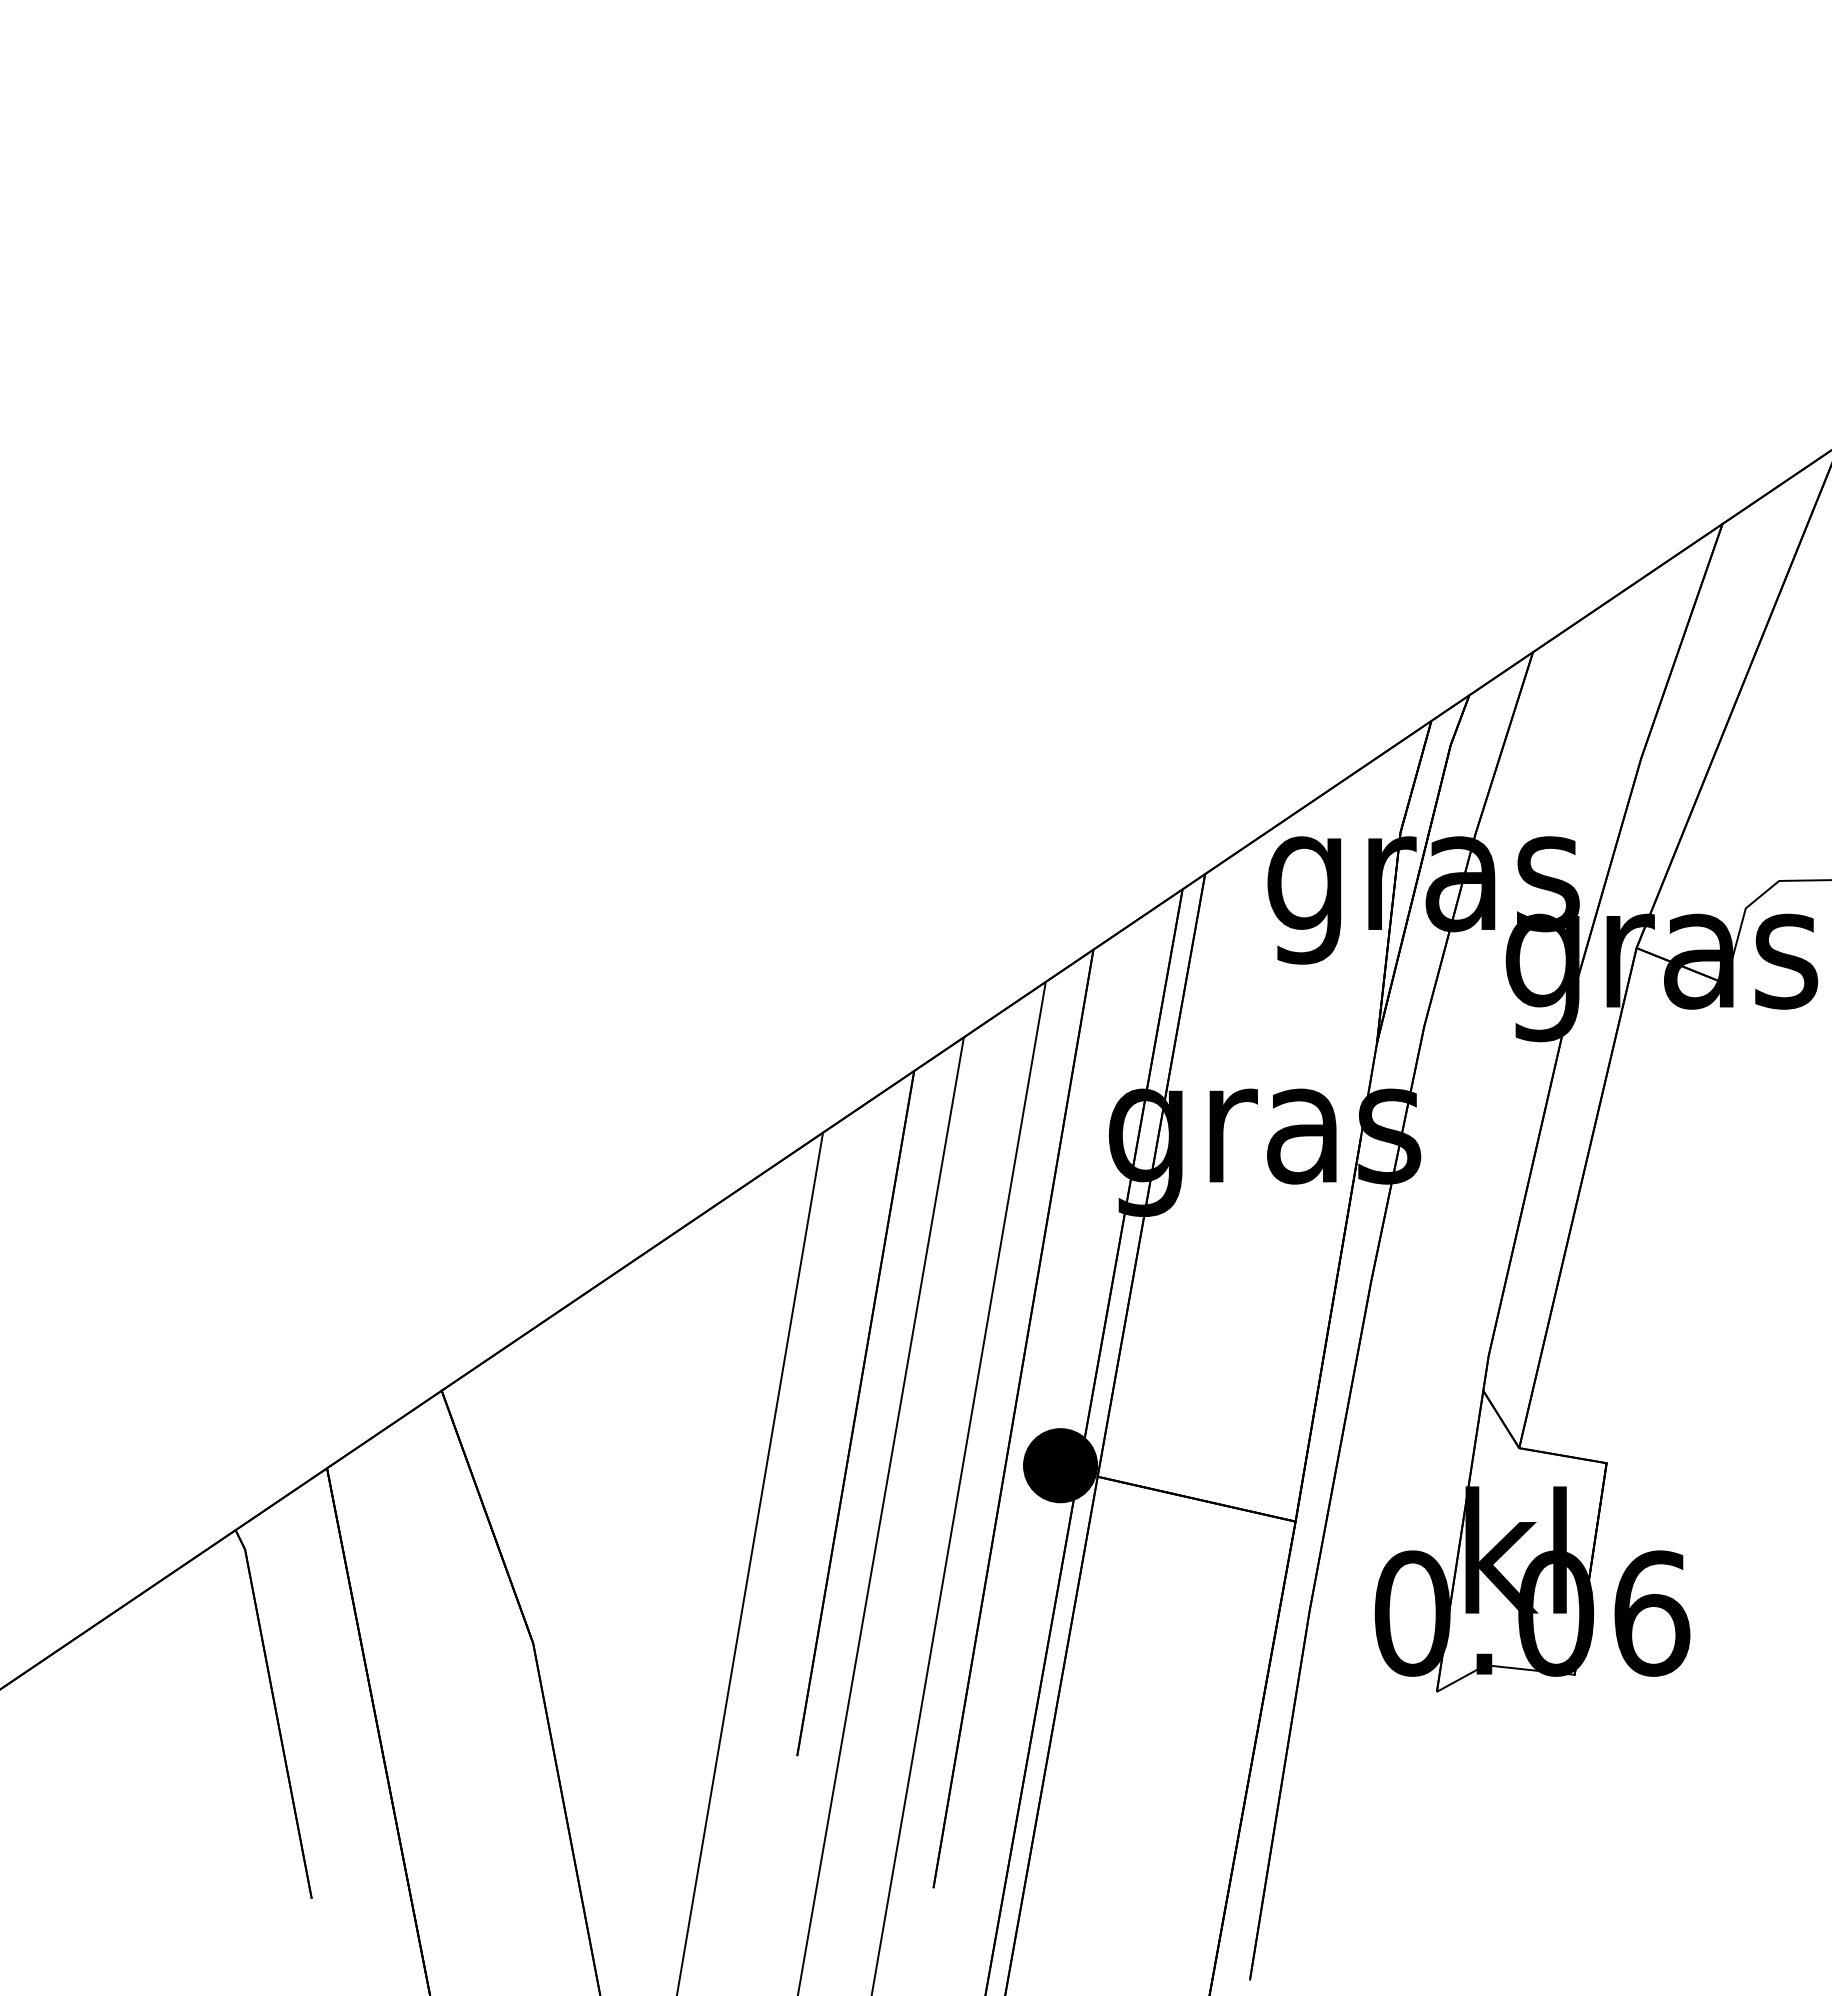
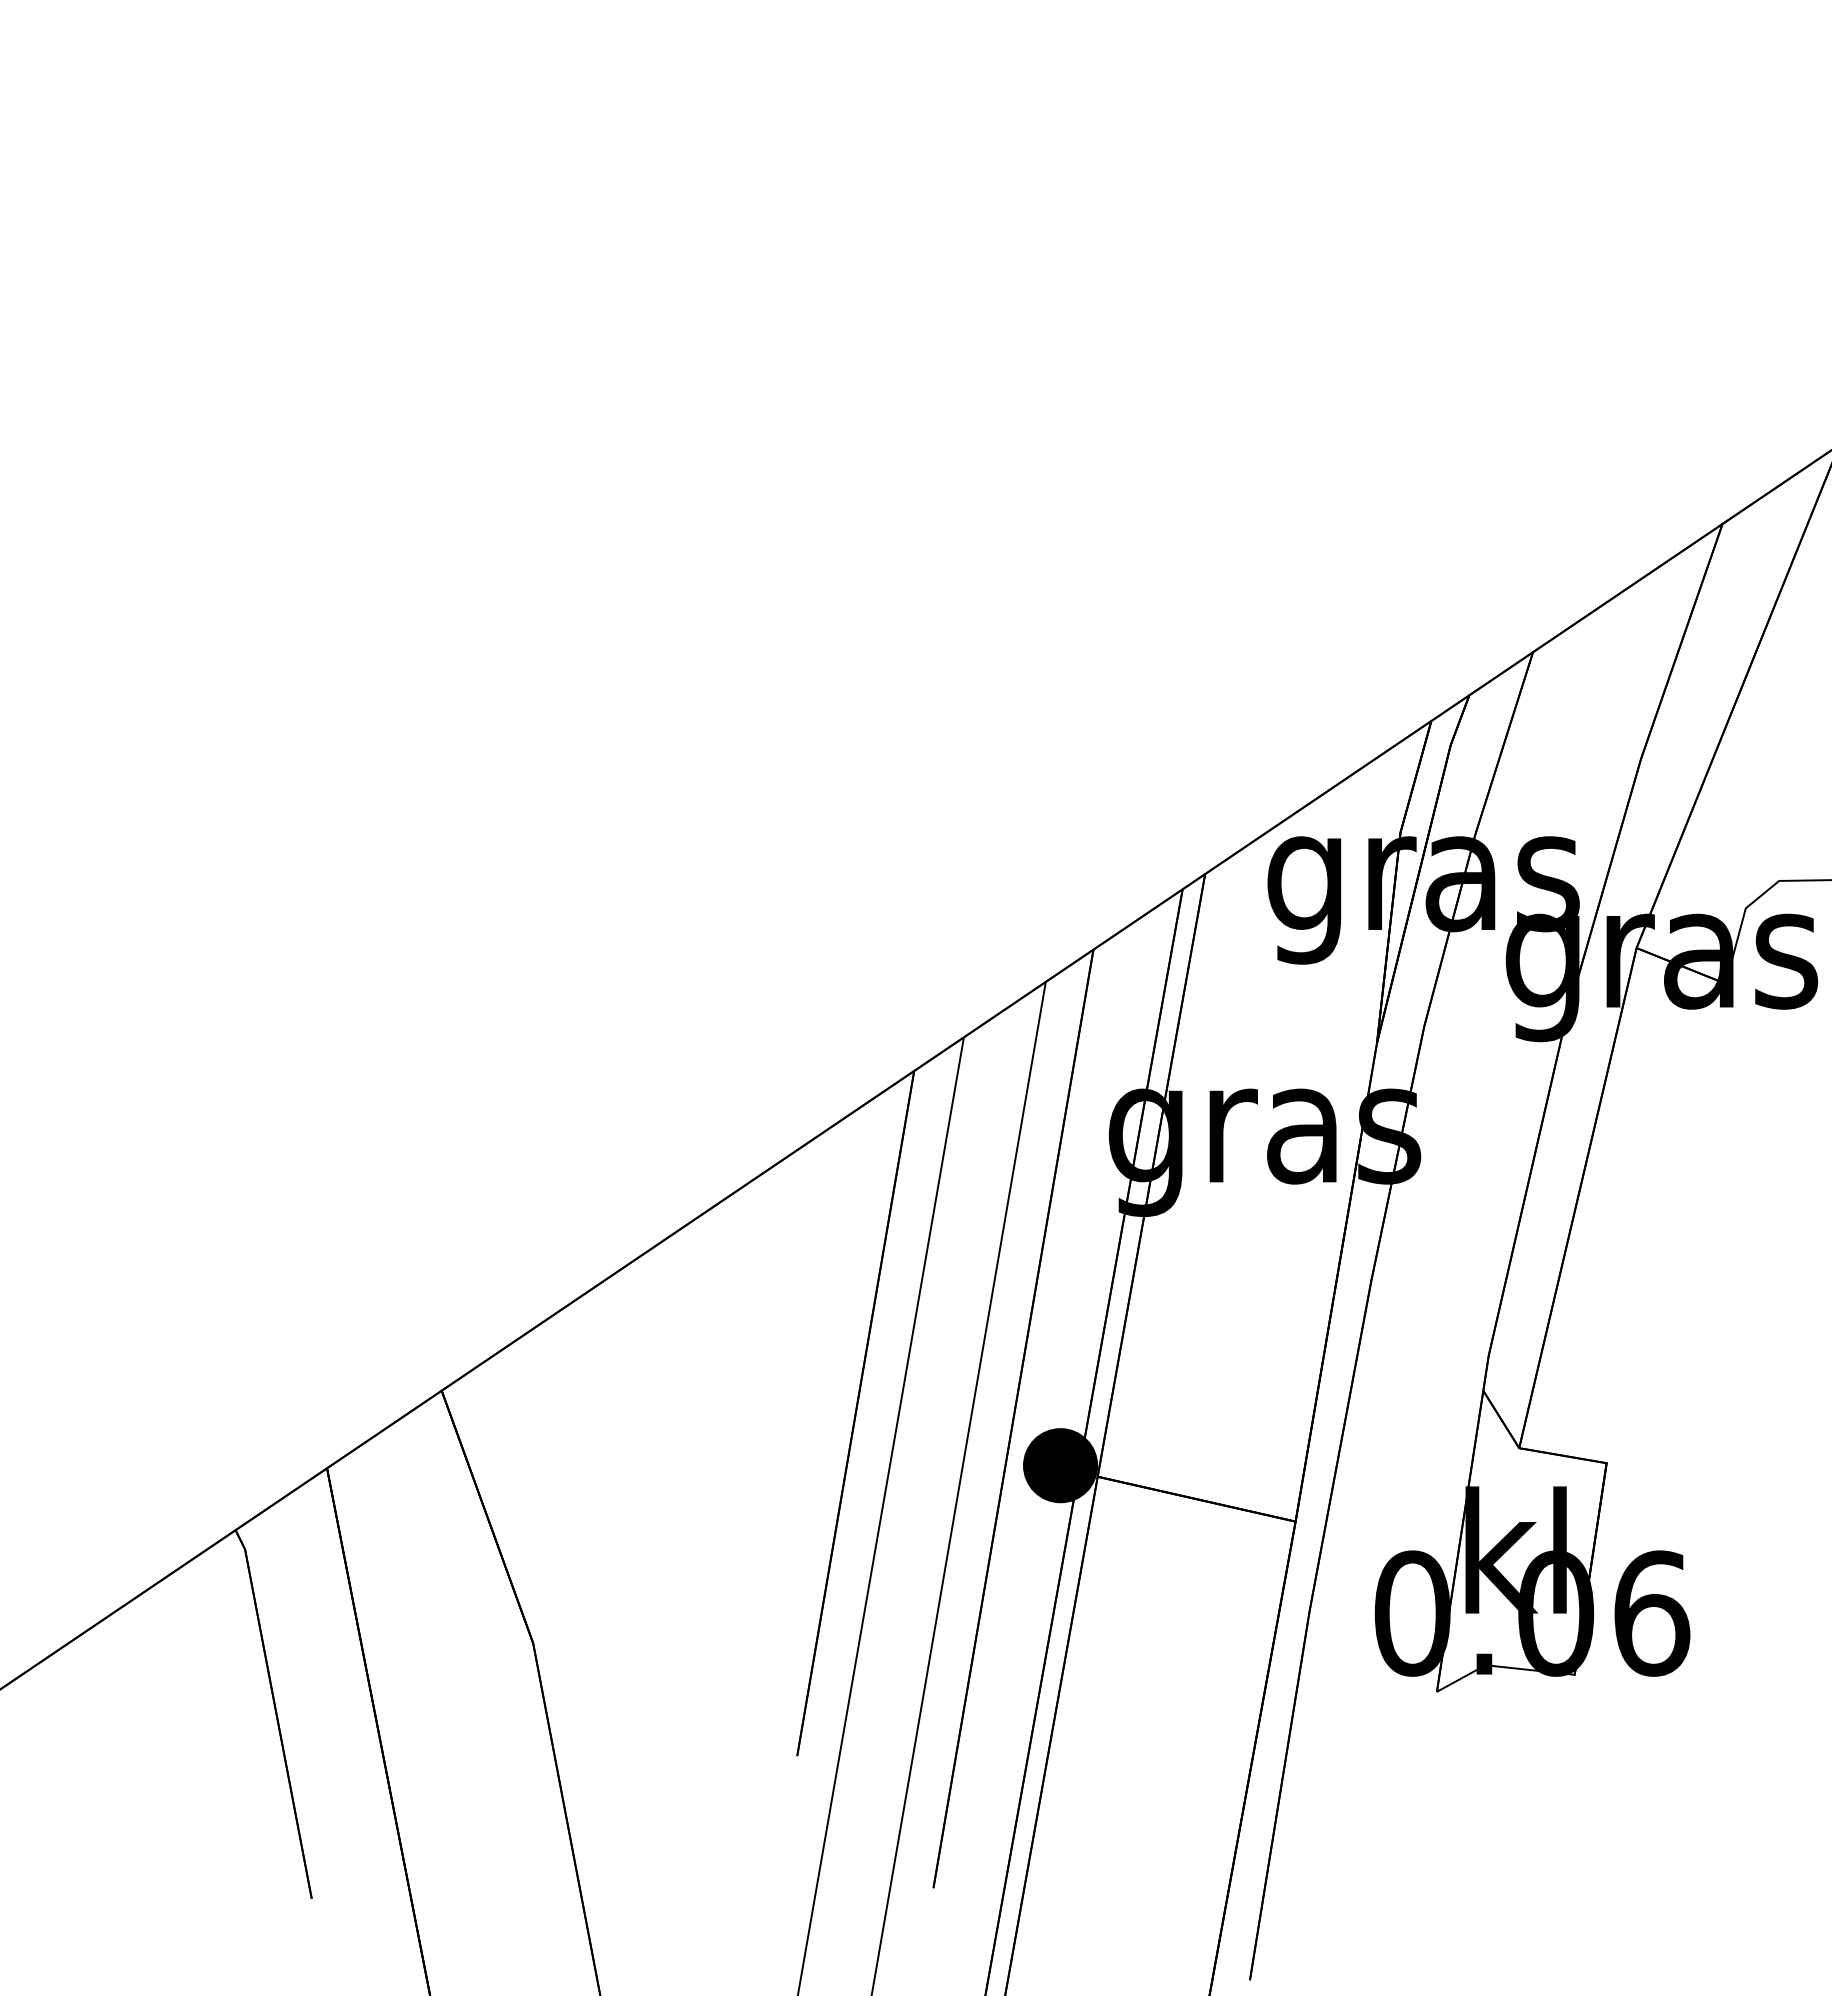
line: present -> none (750, 1562)
